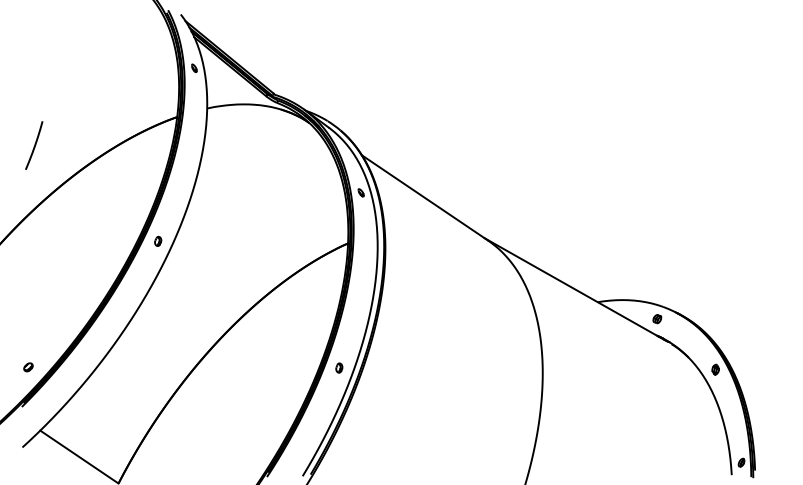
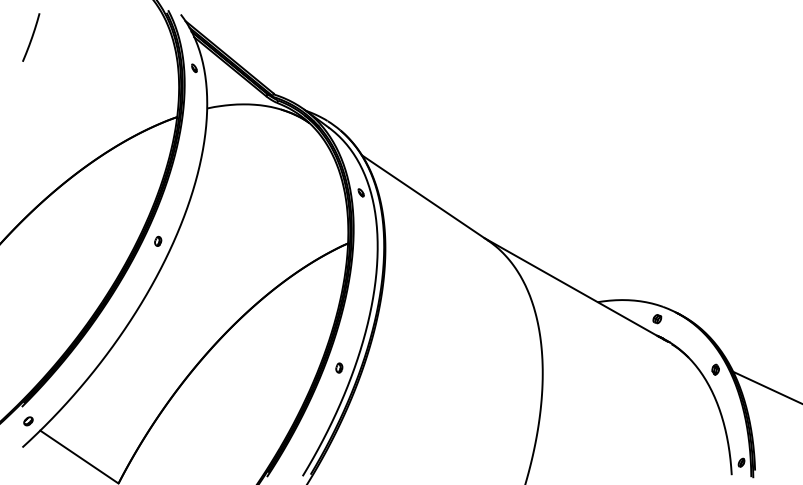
line position: (34, 145) -> (31, 37) (31, 37)
part position: (28, 367) -> (28, 421) (28, 421)
line: none -> present (766, 386)
